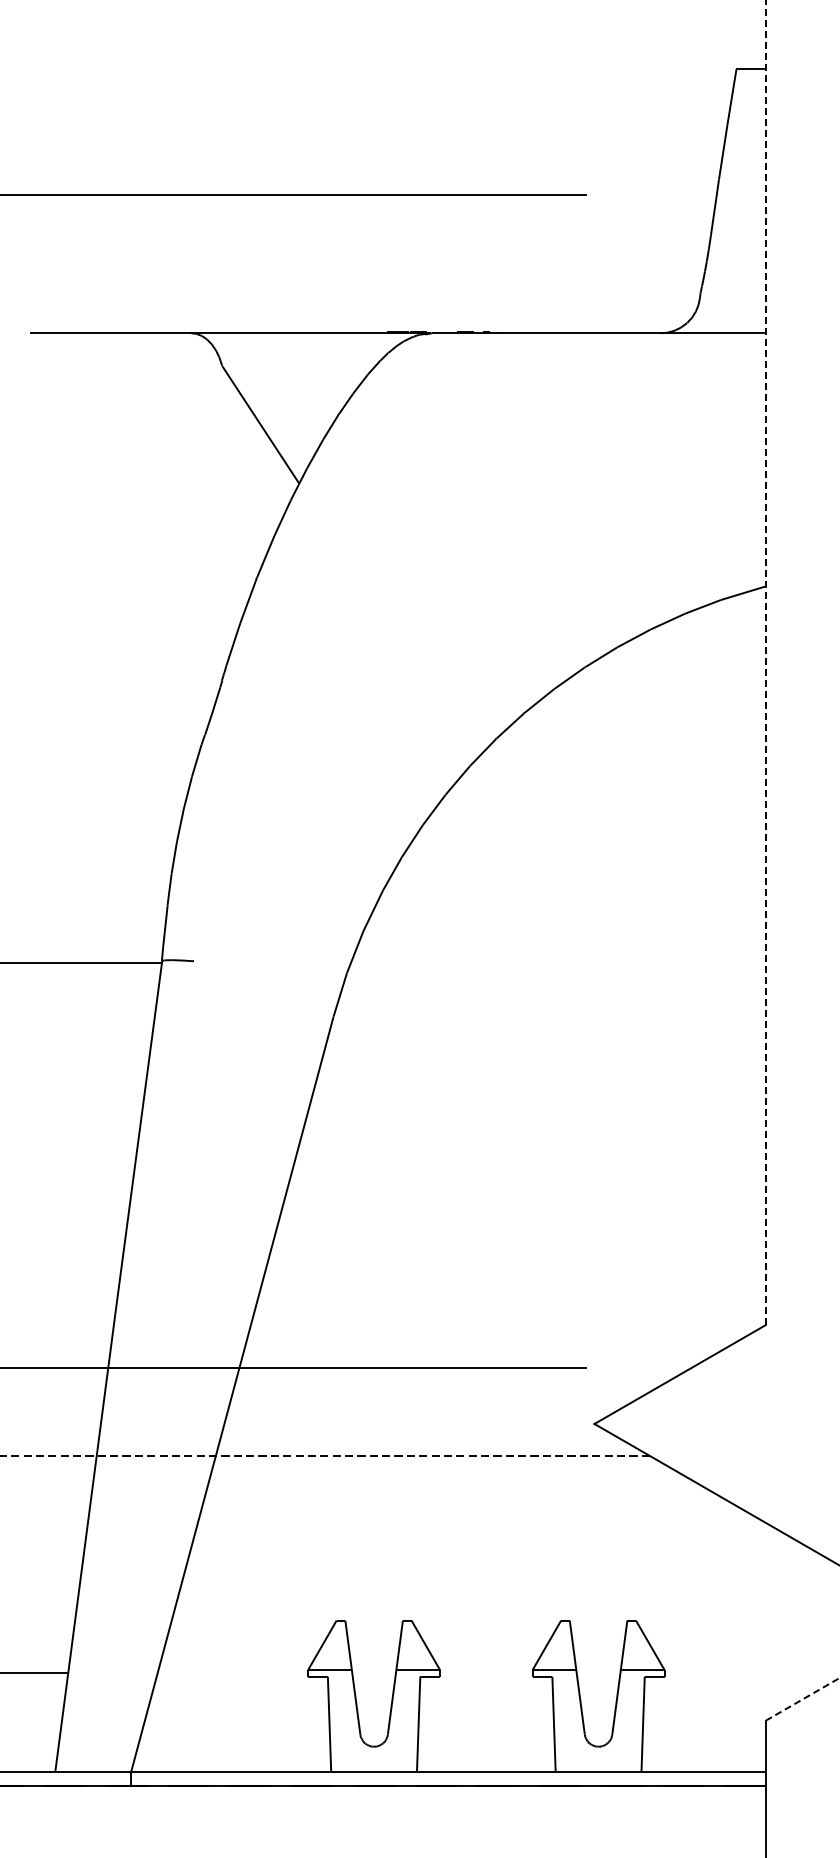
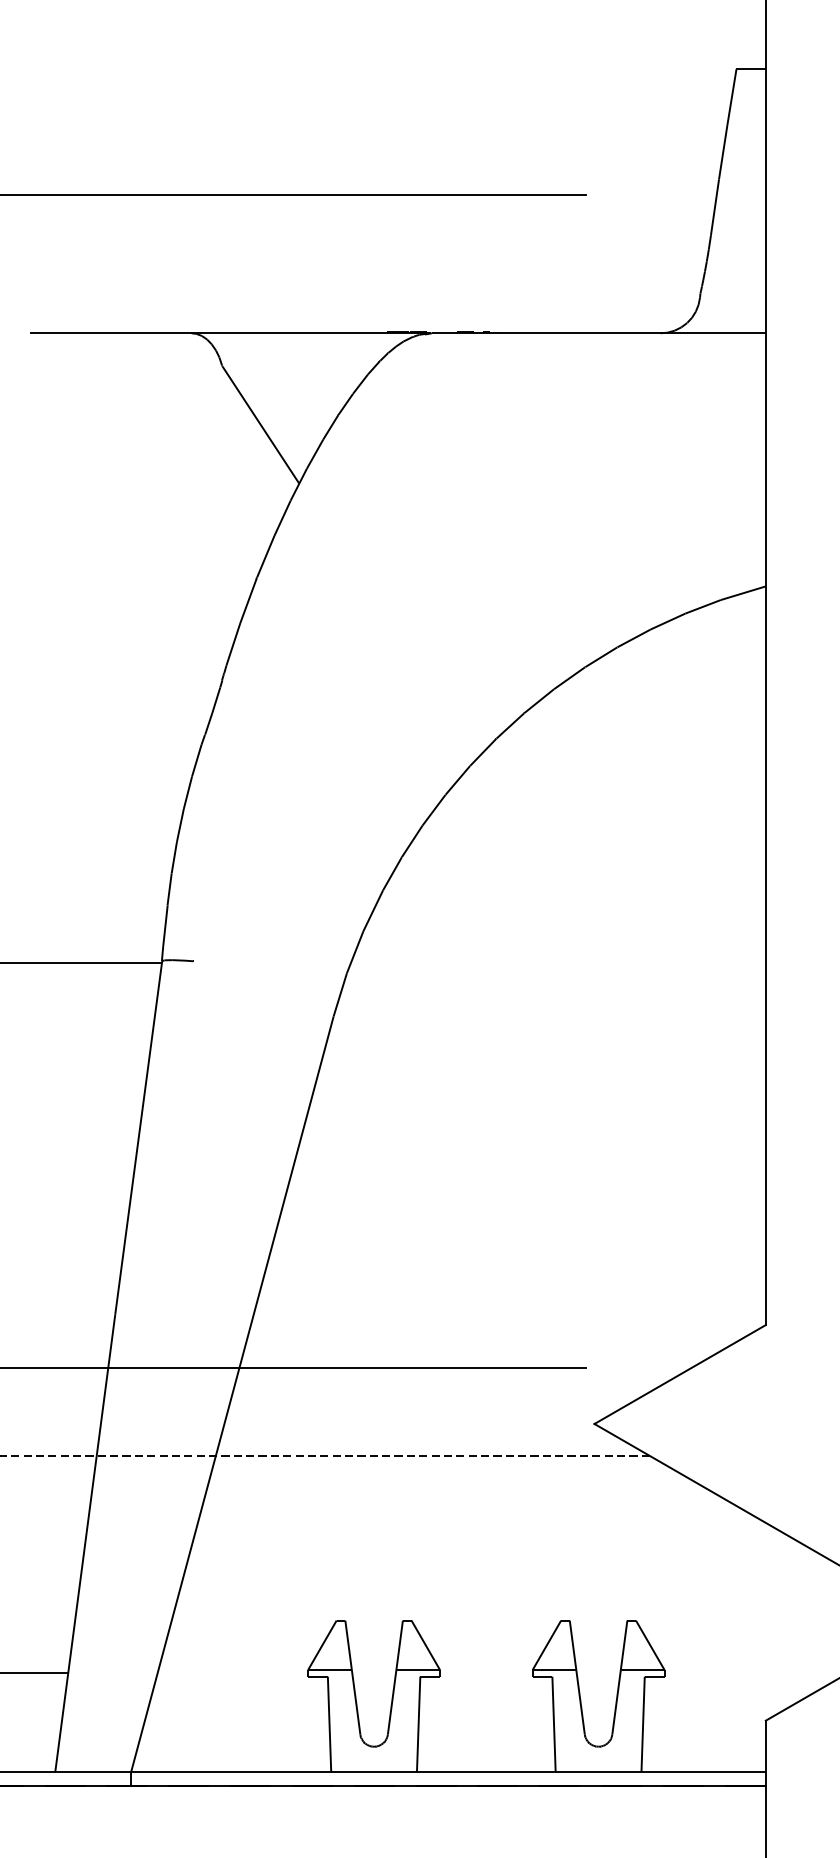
line: dashed -> solid (765, 662)
line: dashed -> solid (803, 1699)
